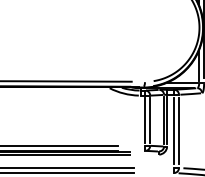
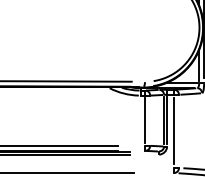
line: present -> none (150, 120)
line: present -> none (179, 131)
line: present -> none (67, 167)
